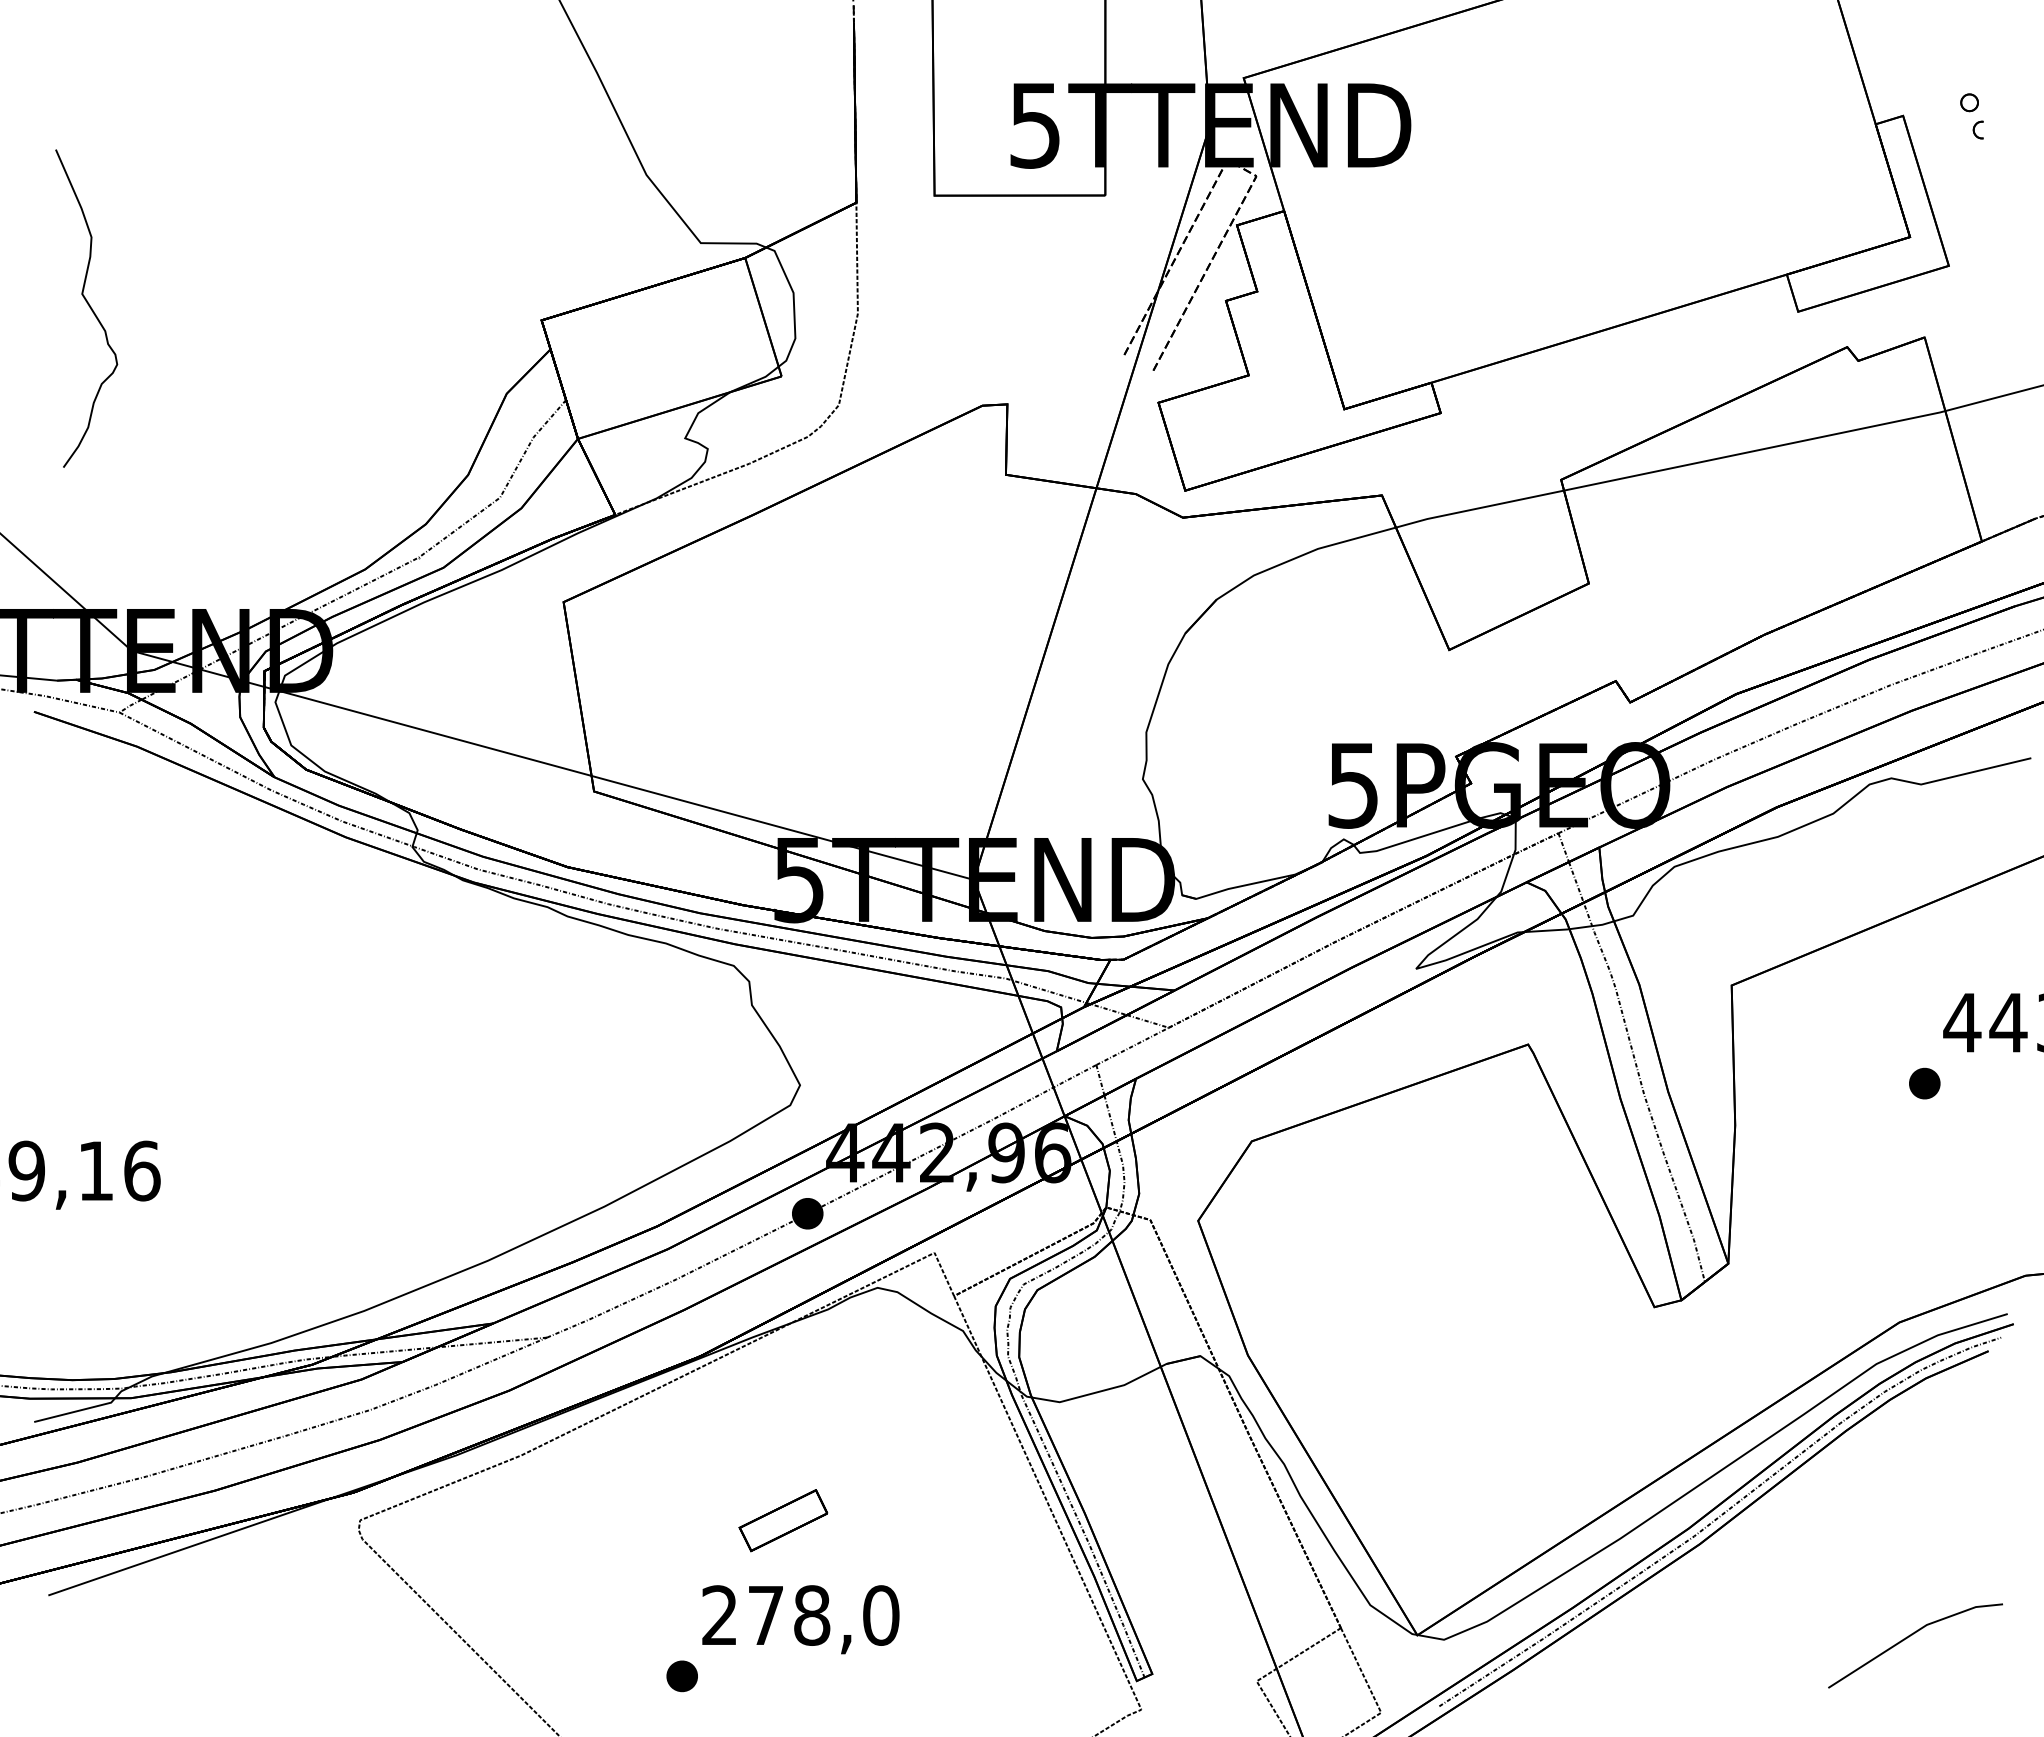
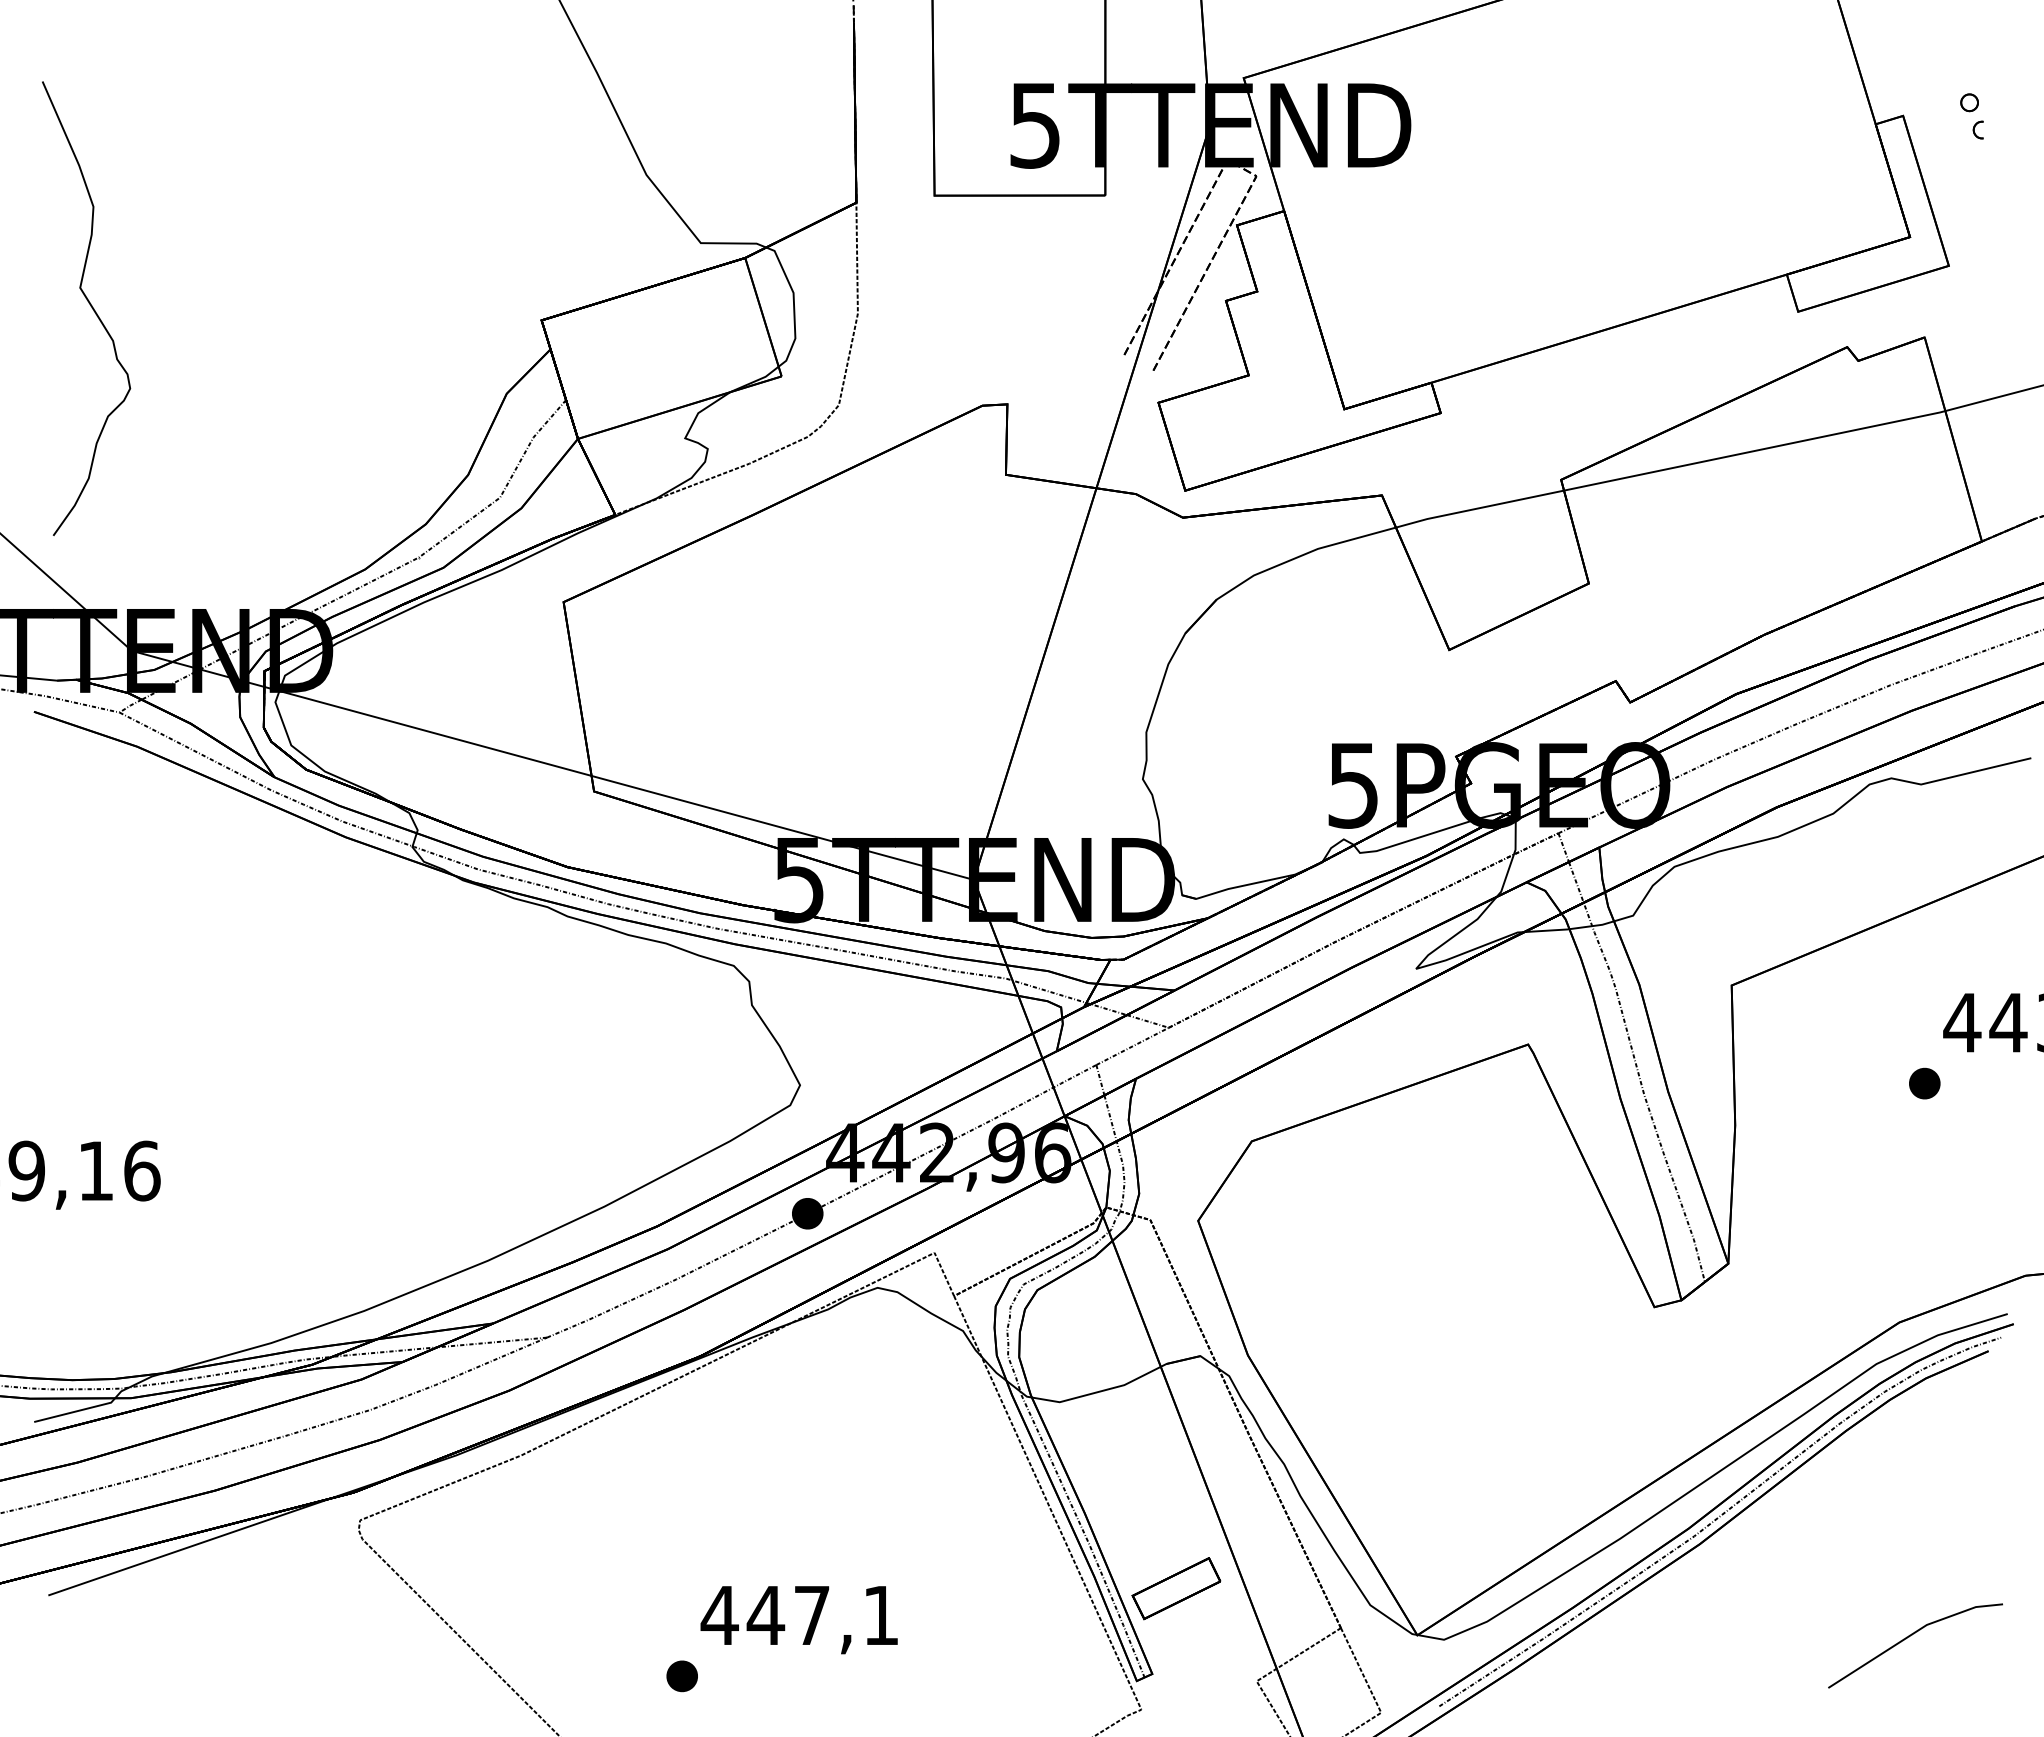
part size: 64x319 px -> 90x455 px (86, 308)
part position: (783, 1520) -> (1176, 1588) (1176, 1588)
text: 278,0 -> 447,1 (799, 1615)
